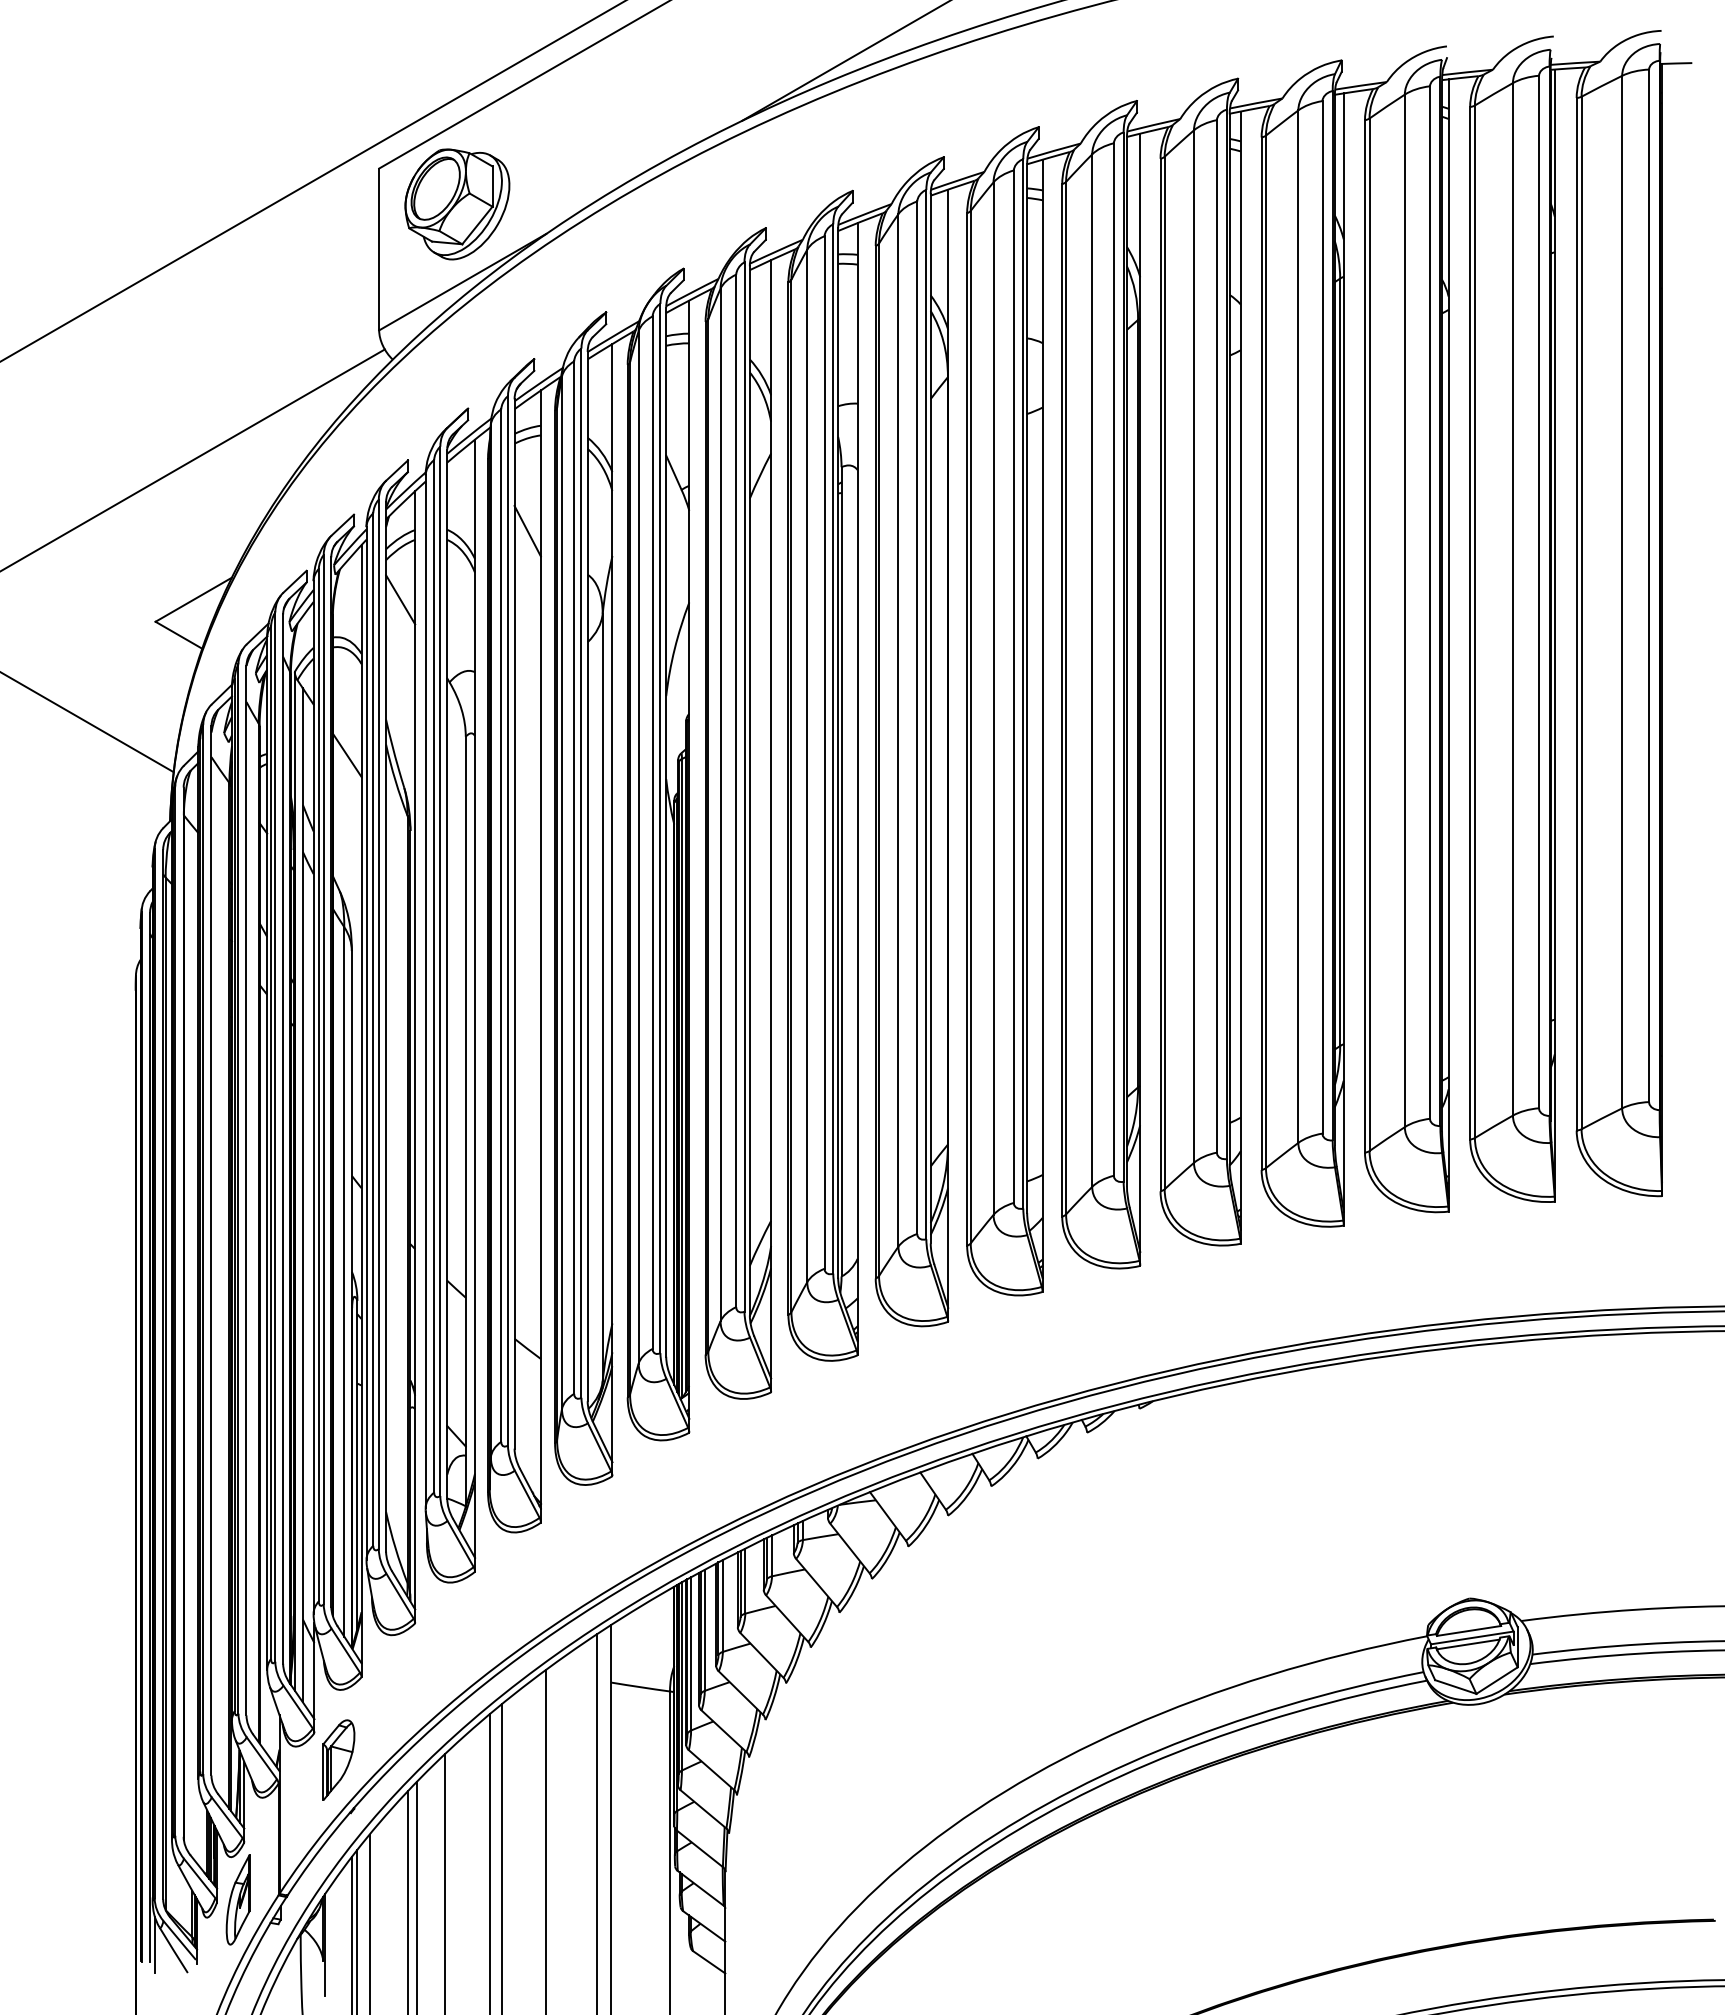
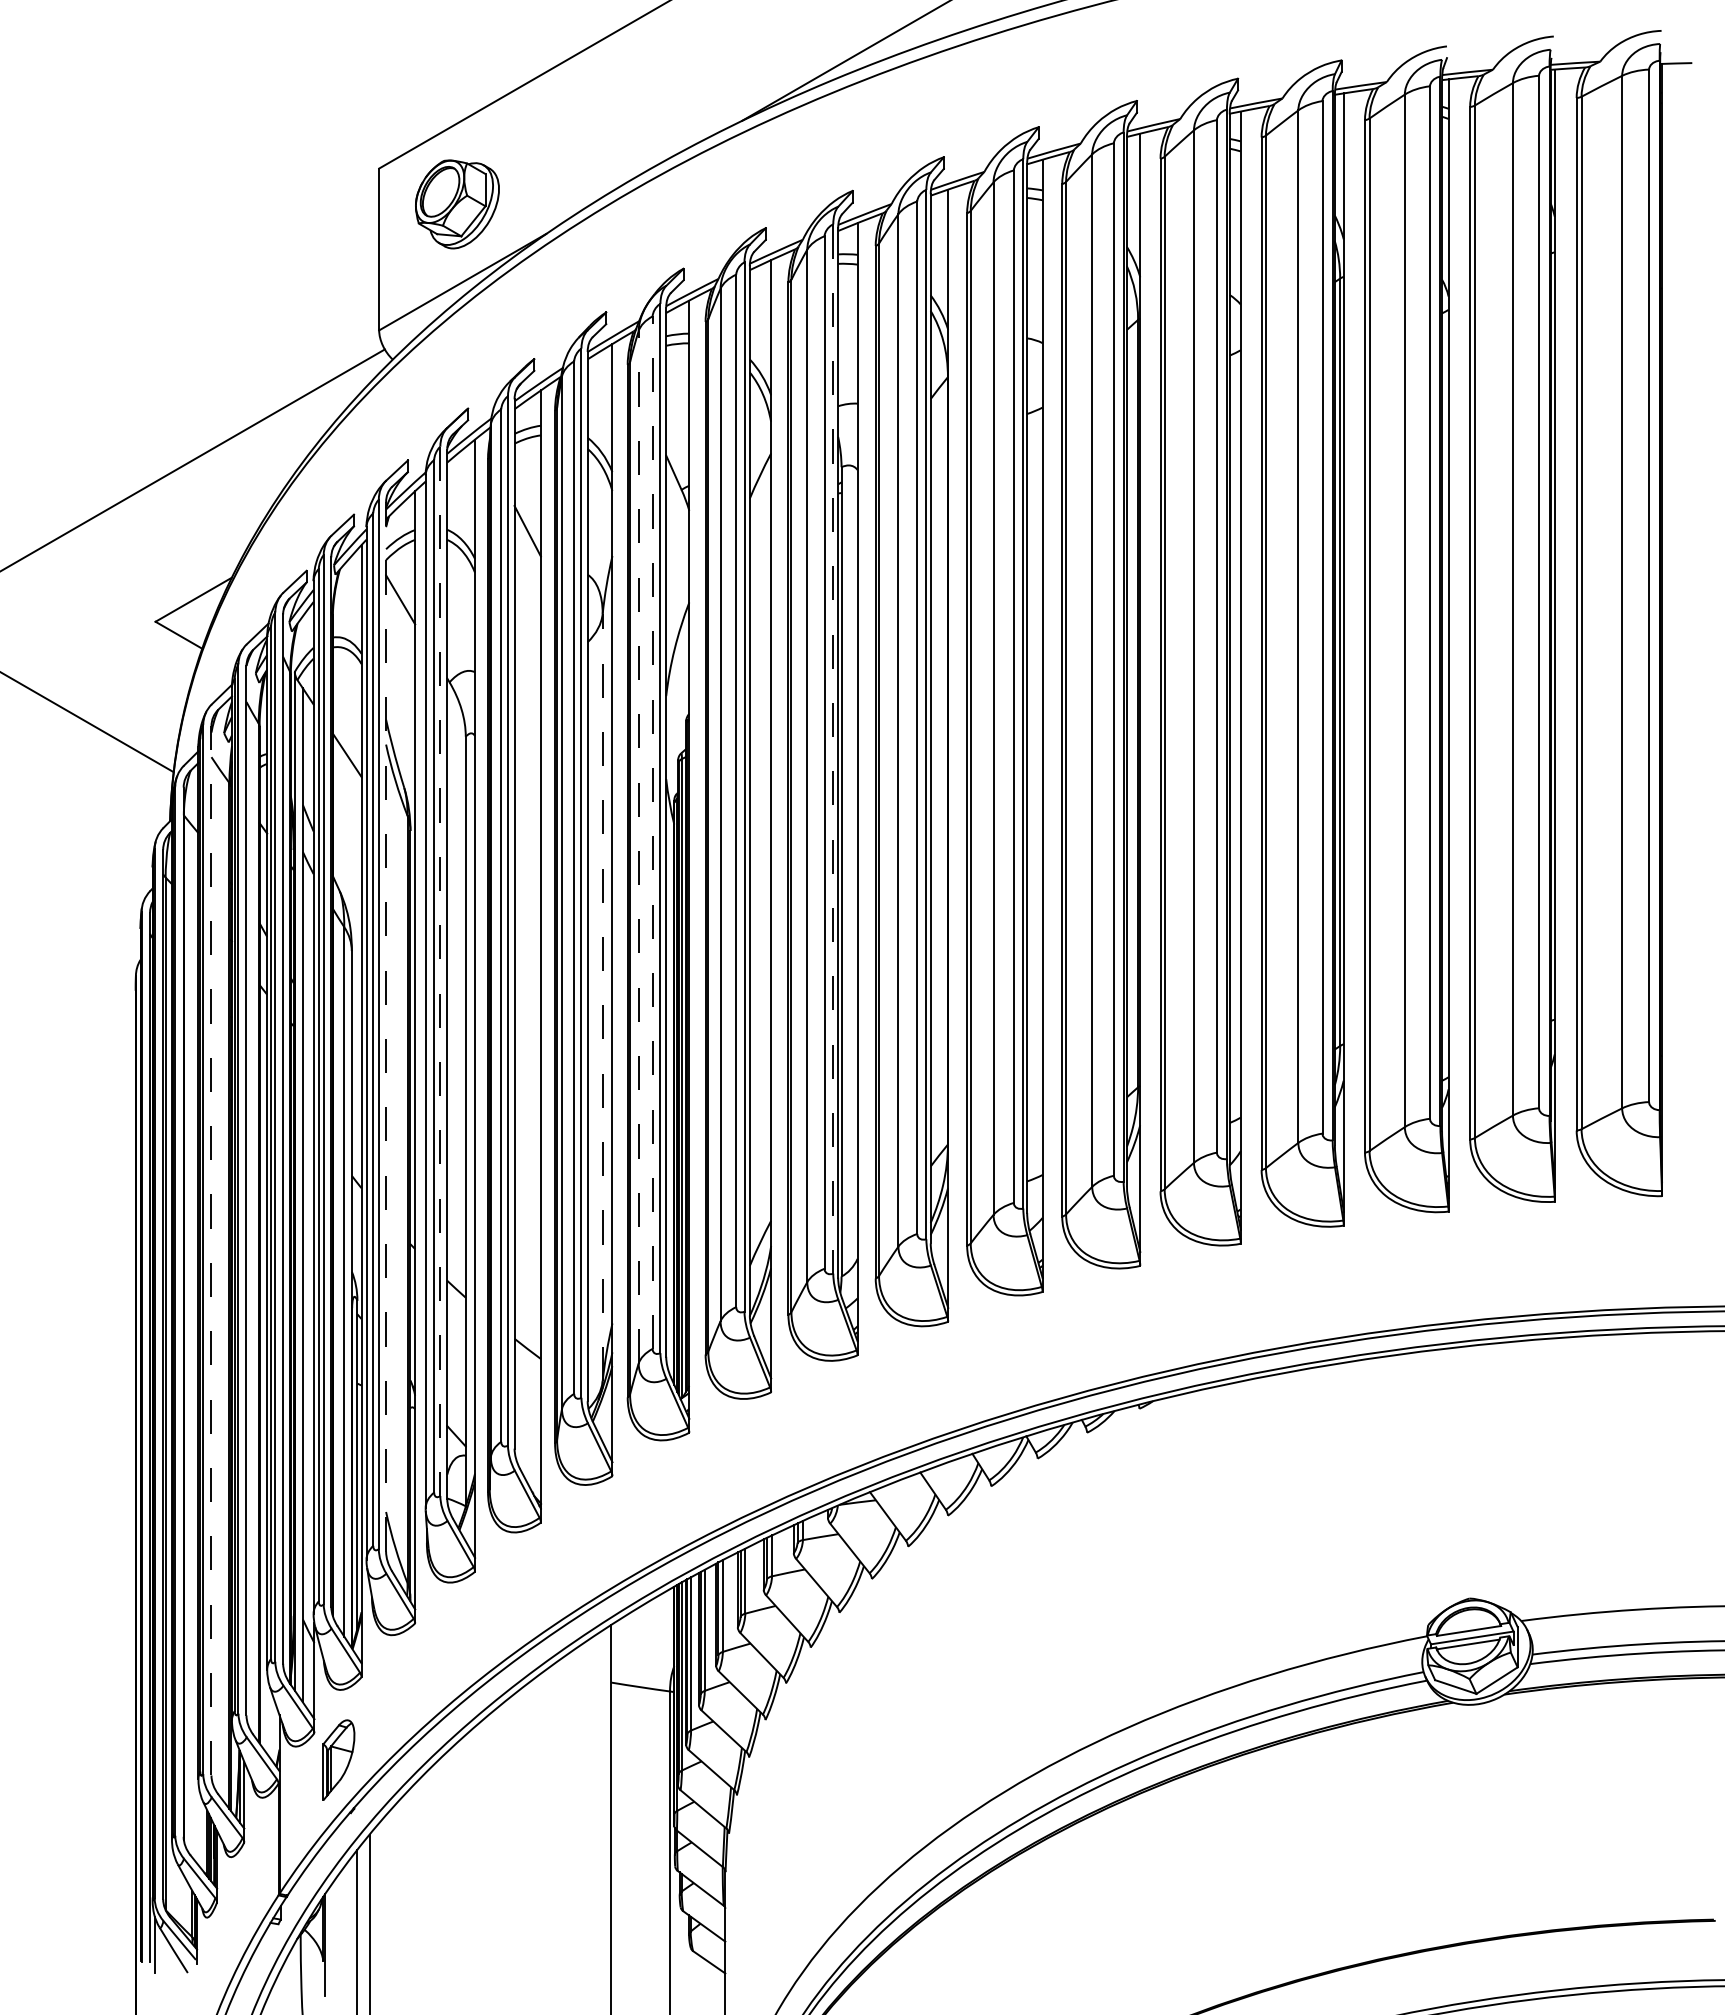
line: present -> none (312, 181)
part size: 107x113 px -> 85x91 px (457, 204)
line: solid -> dashed (833, 749)
line: solid -> dashed (652, 832)
line: solid -> dashed (638, 846)
line: solid -> dashed (440, 971)
line: solid -> dashed (602, 997)
line: solid -> dashed (386, 1026)
line: solid -> dashed (211, 1250)
line: present -> none (597, 1822)
line: present -> none (545, 1840)
line: present -> none (501, 1857)
line: present -> none (490, 1862)
line: present -> none (444, 1882)
line: present -> none (416, 1896)
part: present -> none (237, 1899)
line: present -> none (408, 1901)
line: present -> none (352, 1933)
